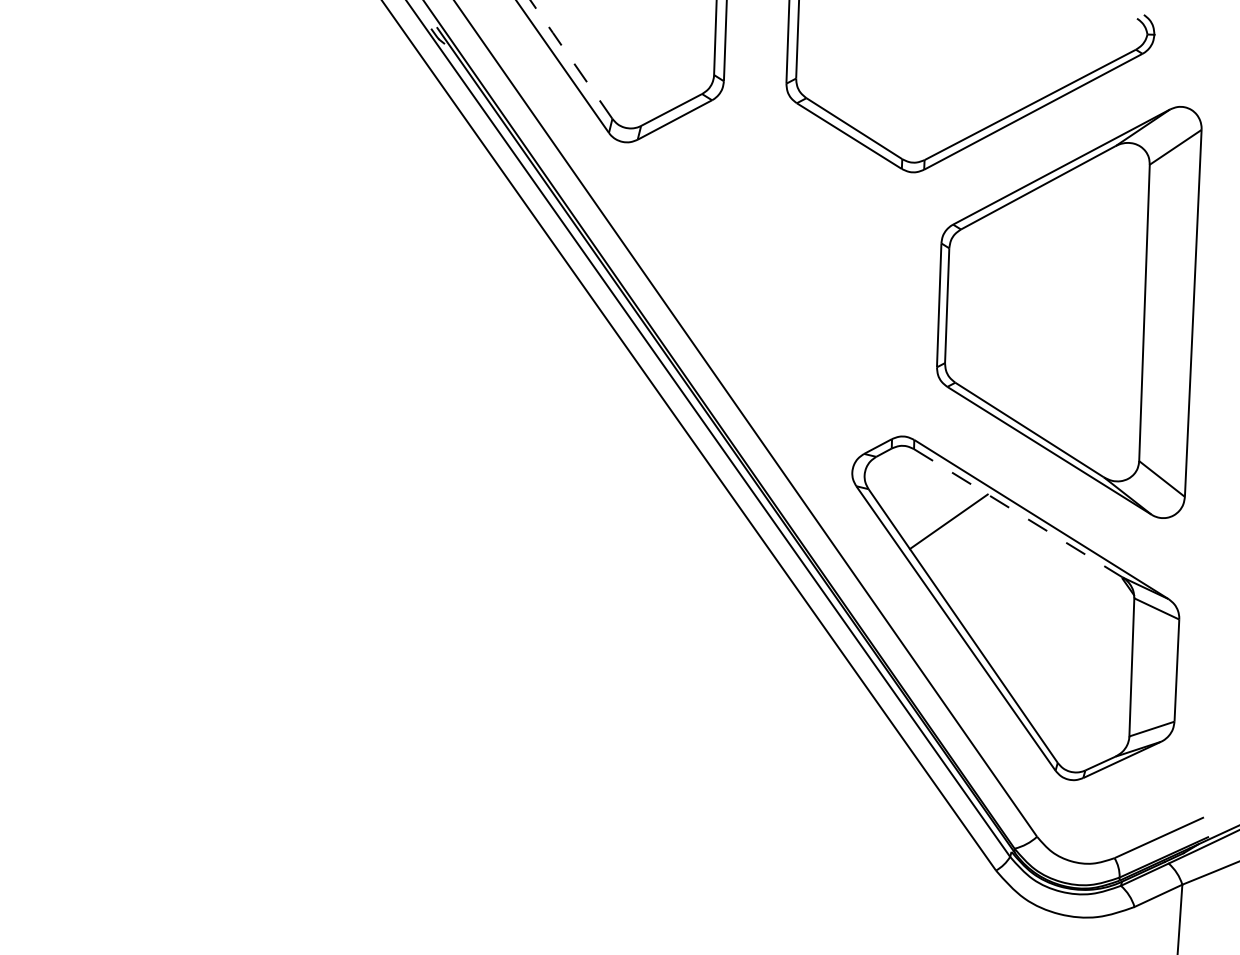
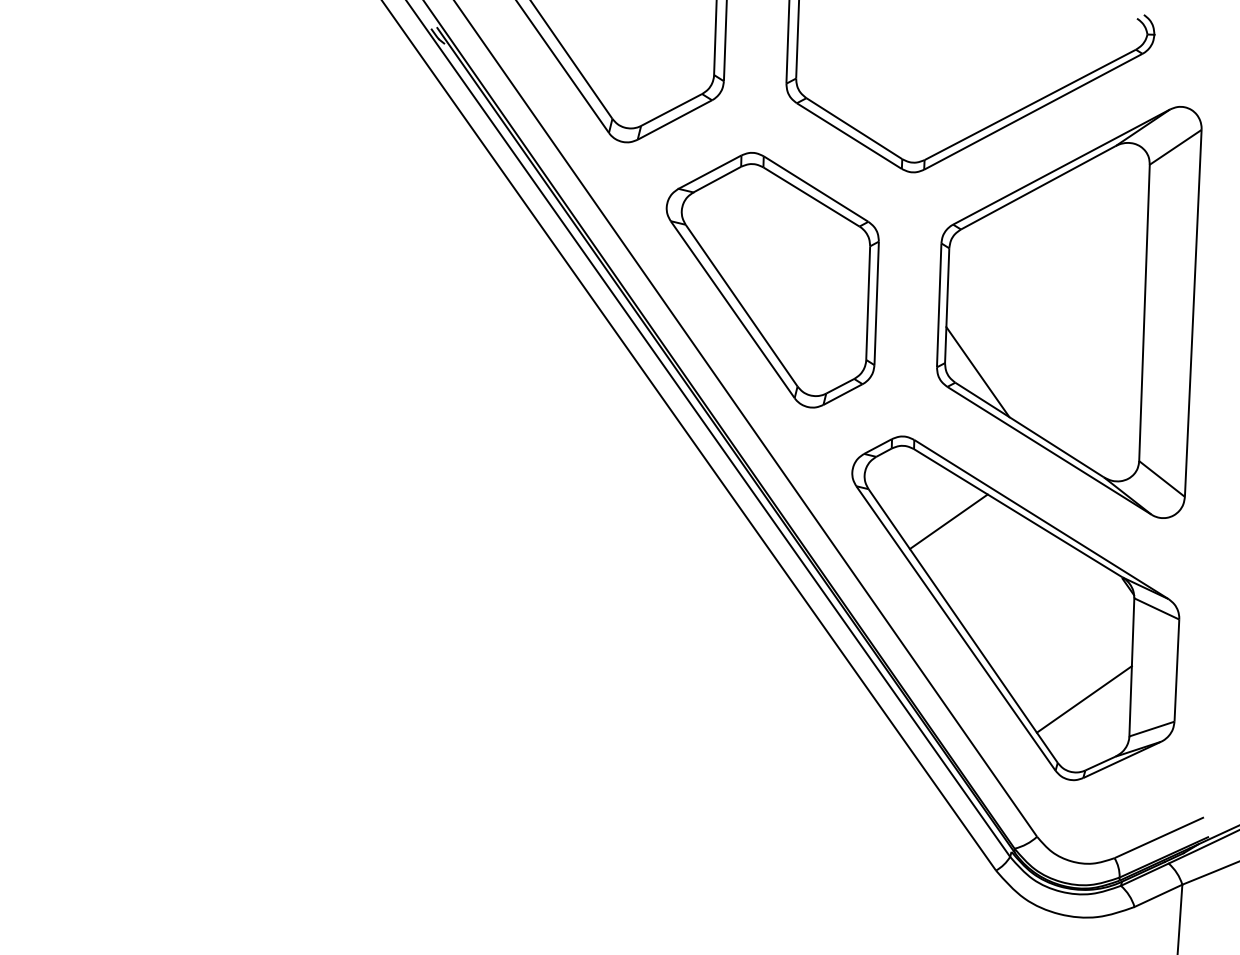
line: dashed -> solid (571, 59)
part: none -> present (772, 280)
line: none -> present (977, 372)
line: dashed -> solid (1018, 513)
line: none -> present (1083, 699)
